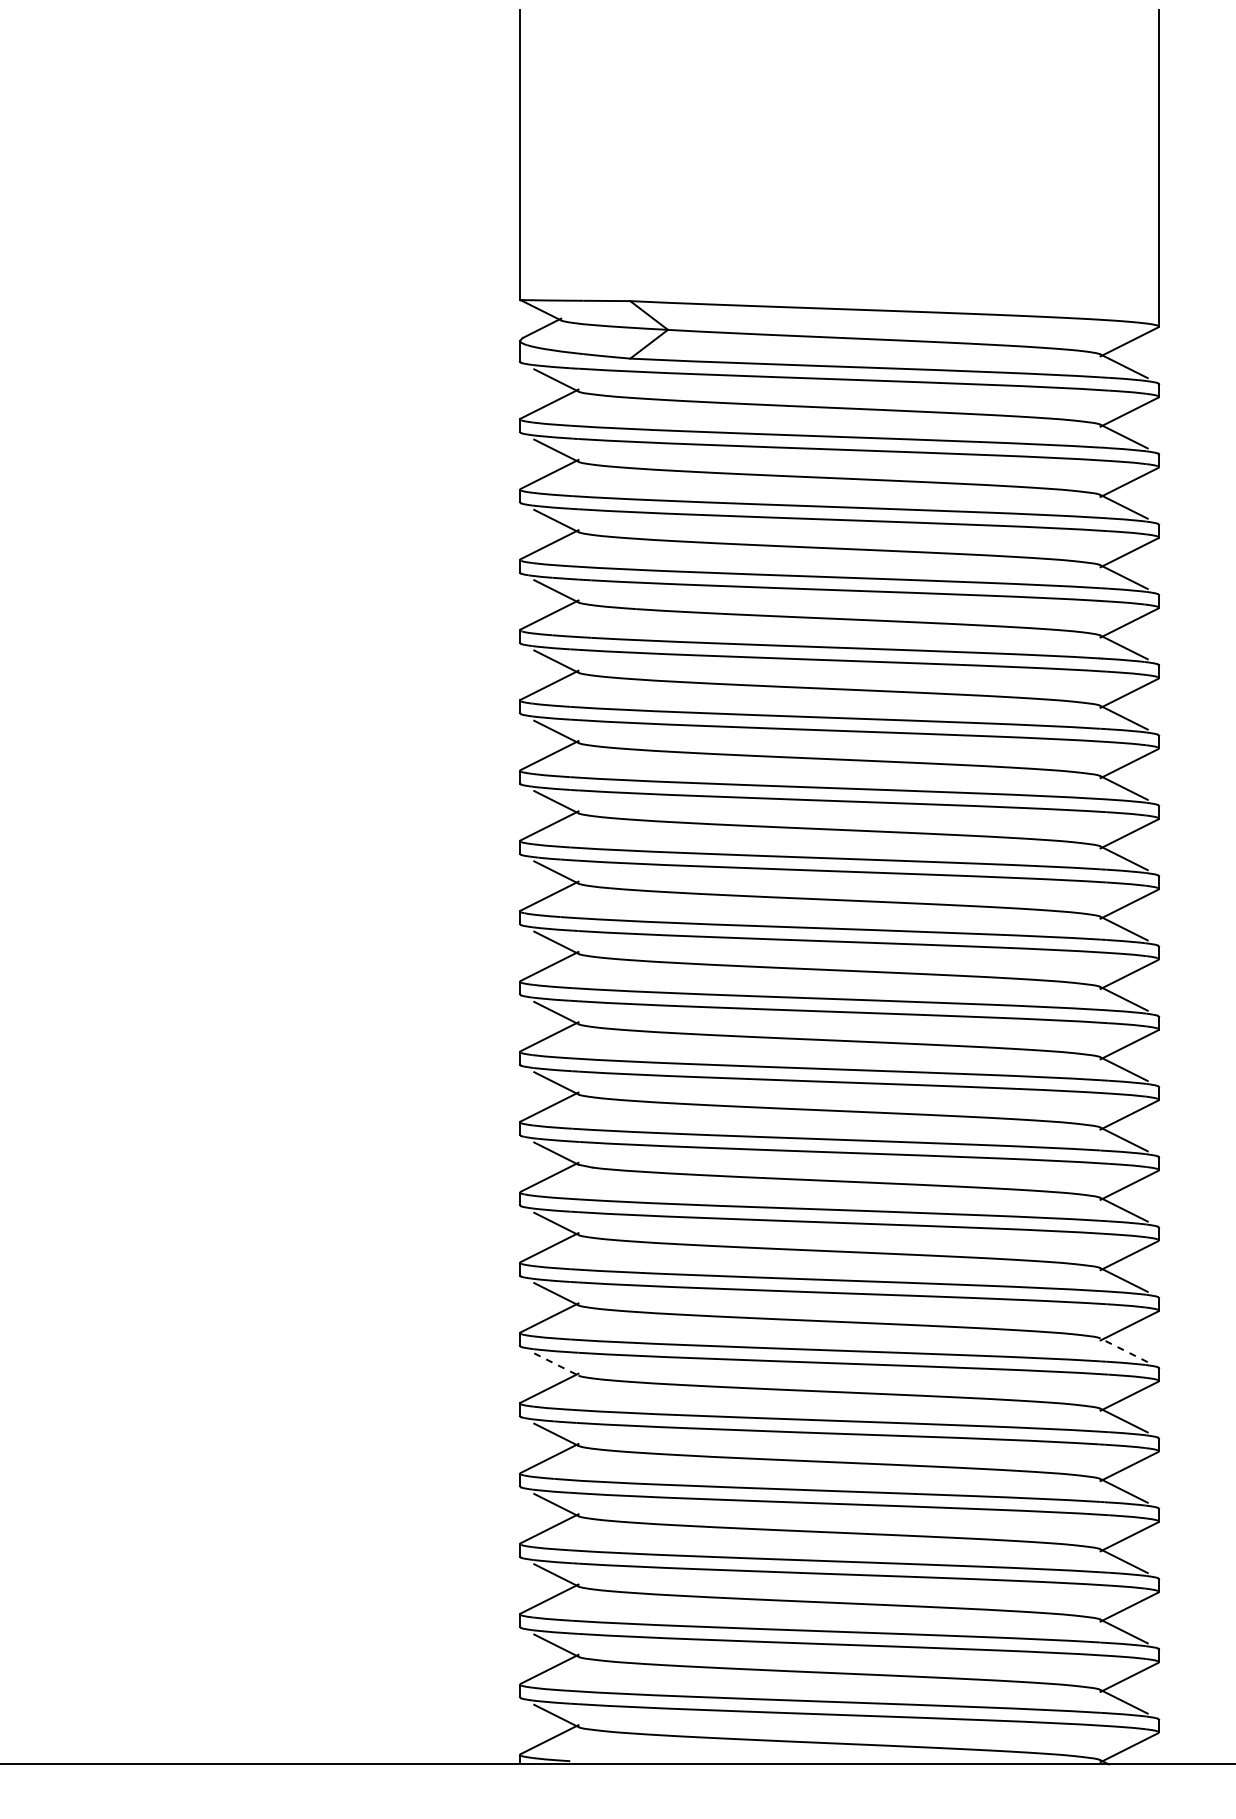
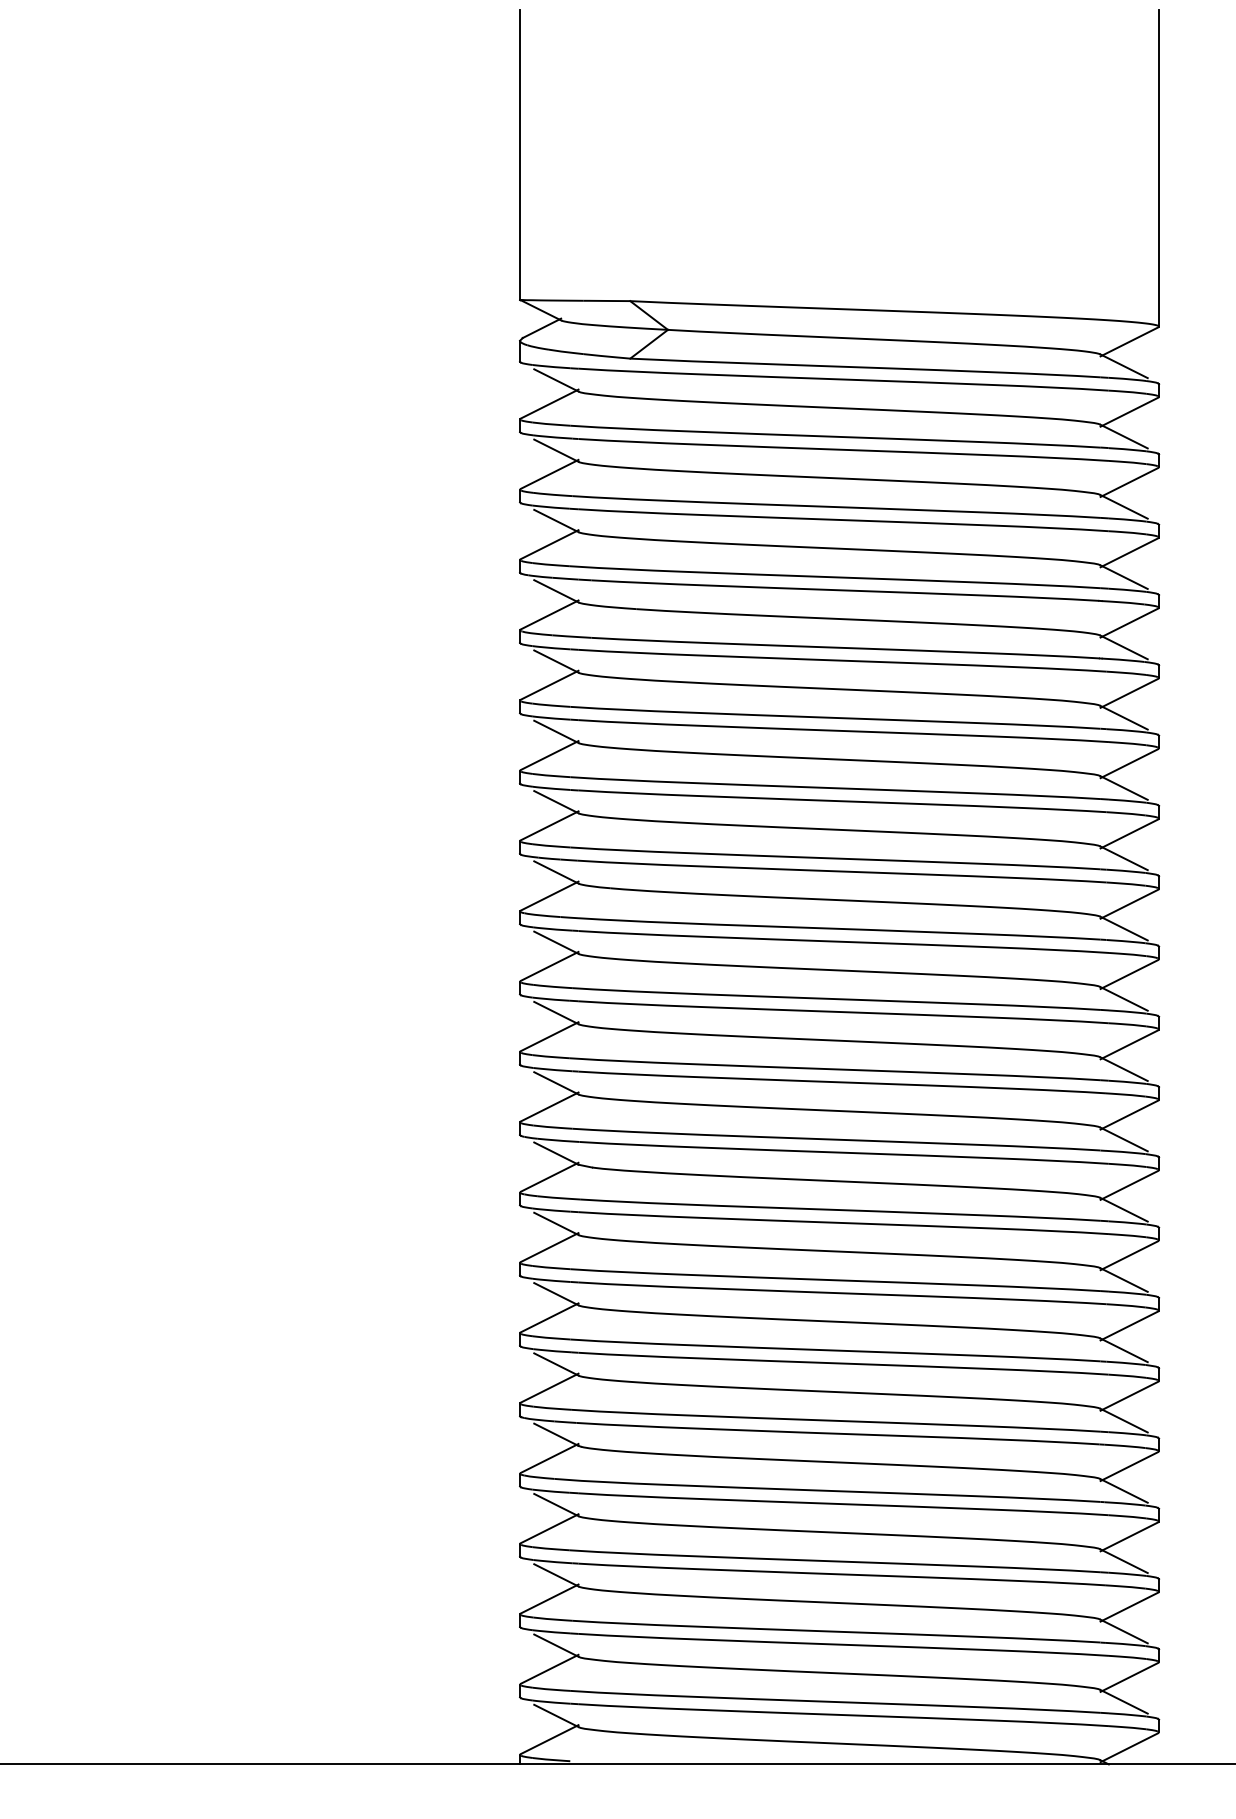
line: dashed -> solid (1123, 1350)
line: dashed -> solid (556, 1364)
